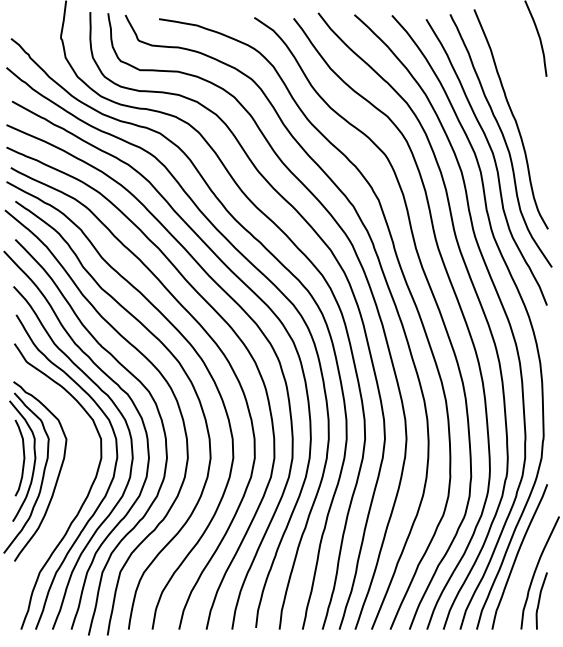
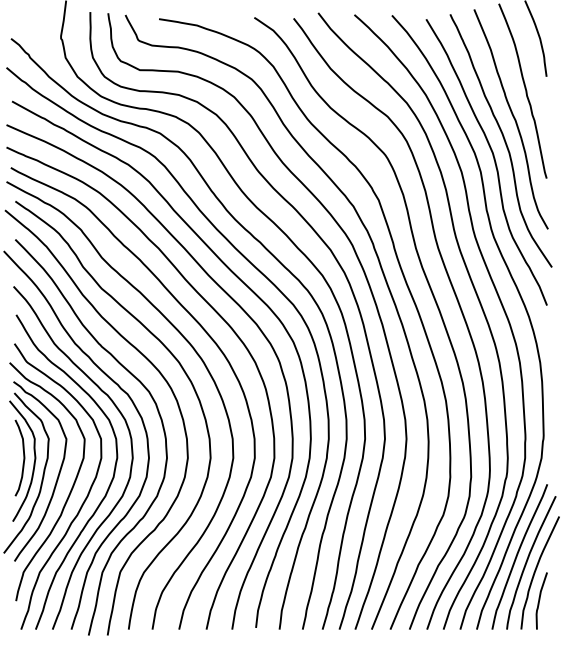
curve: none -> present (524, 88)
curve: none -> present (70, 489)
curve: none -> present (528, 560)
